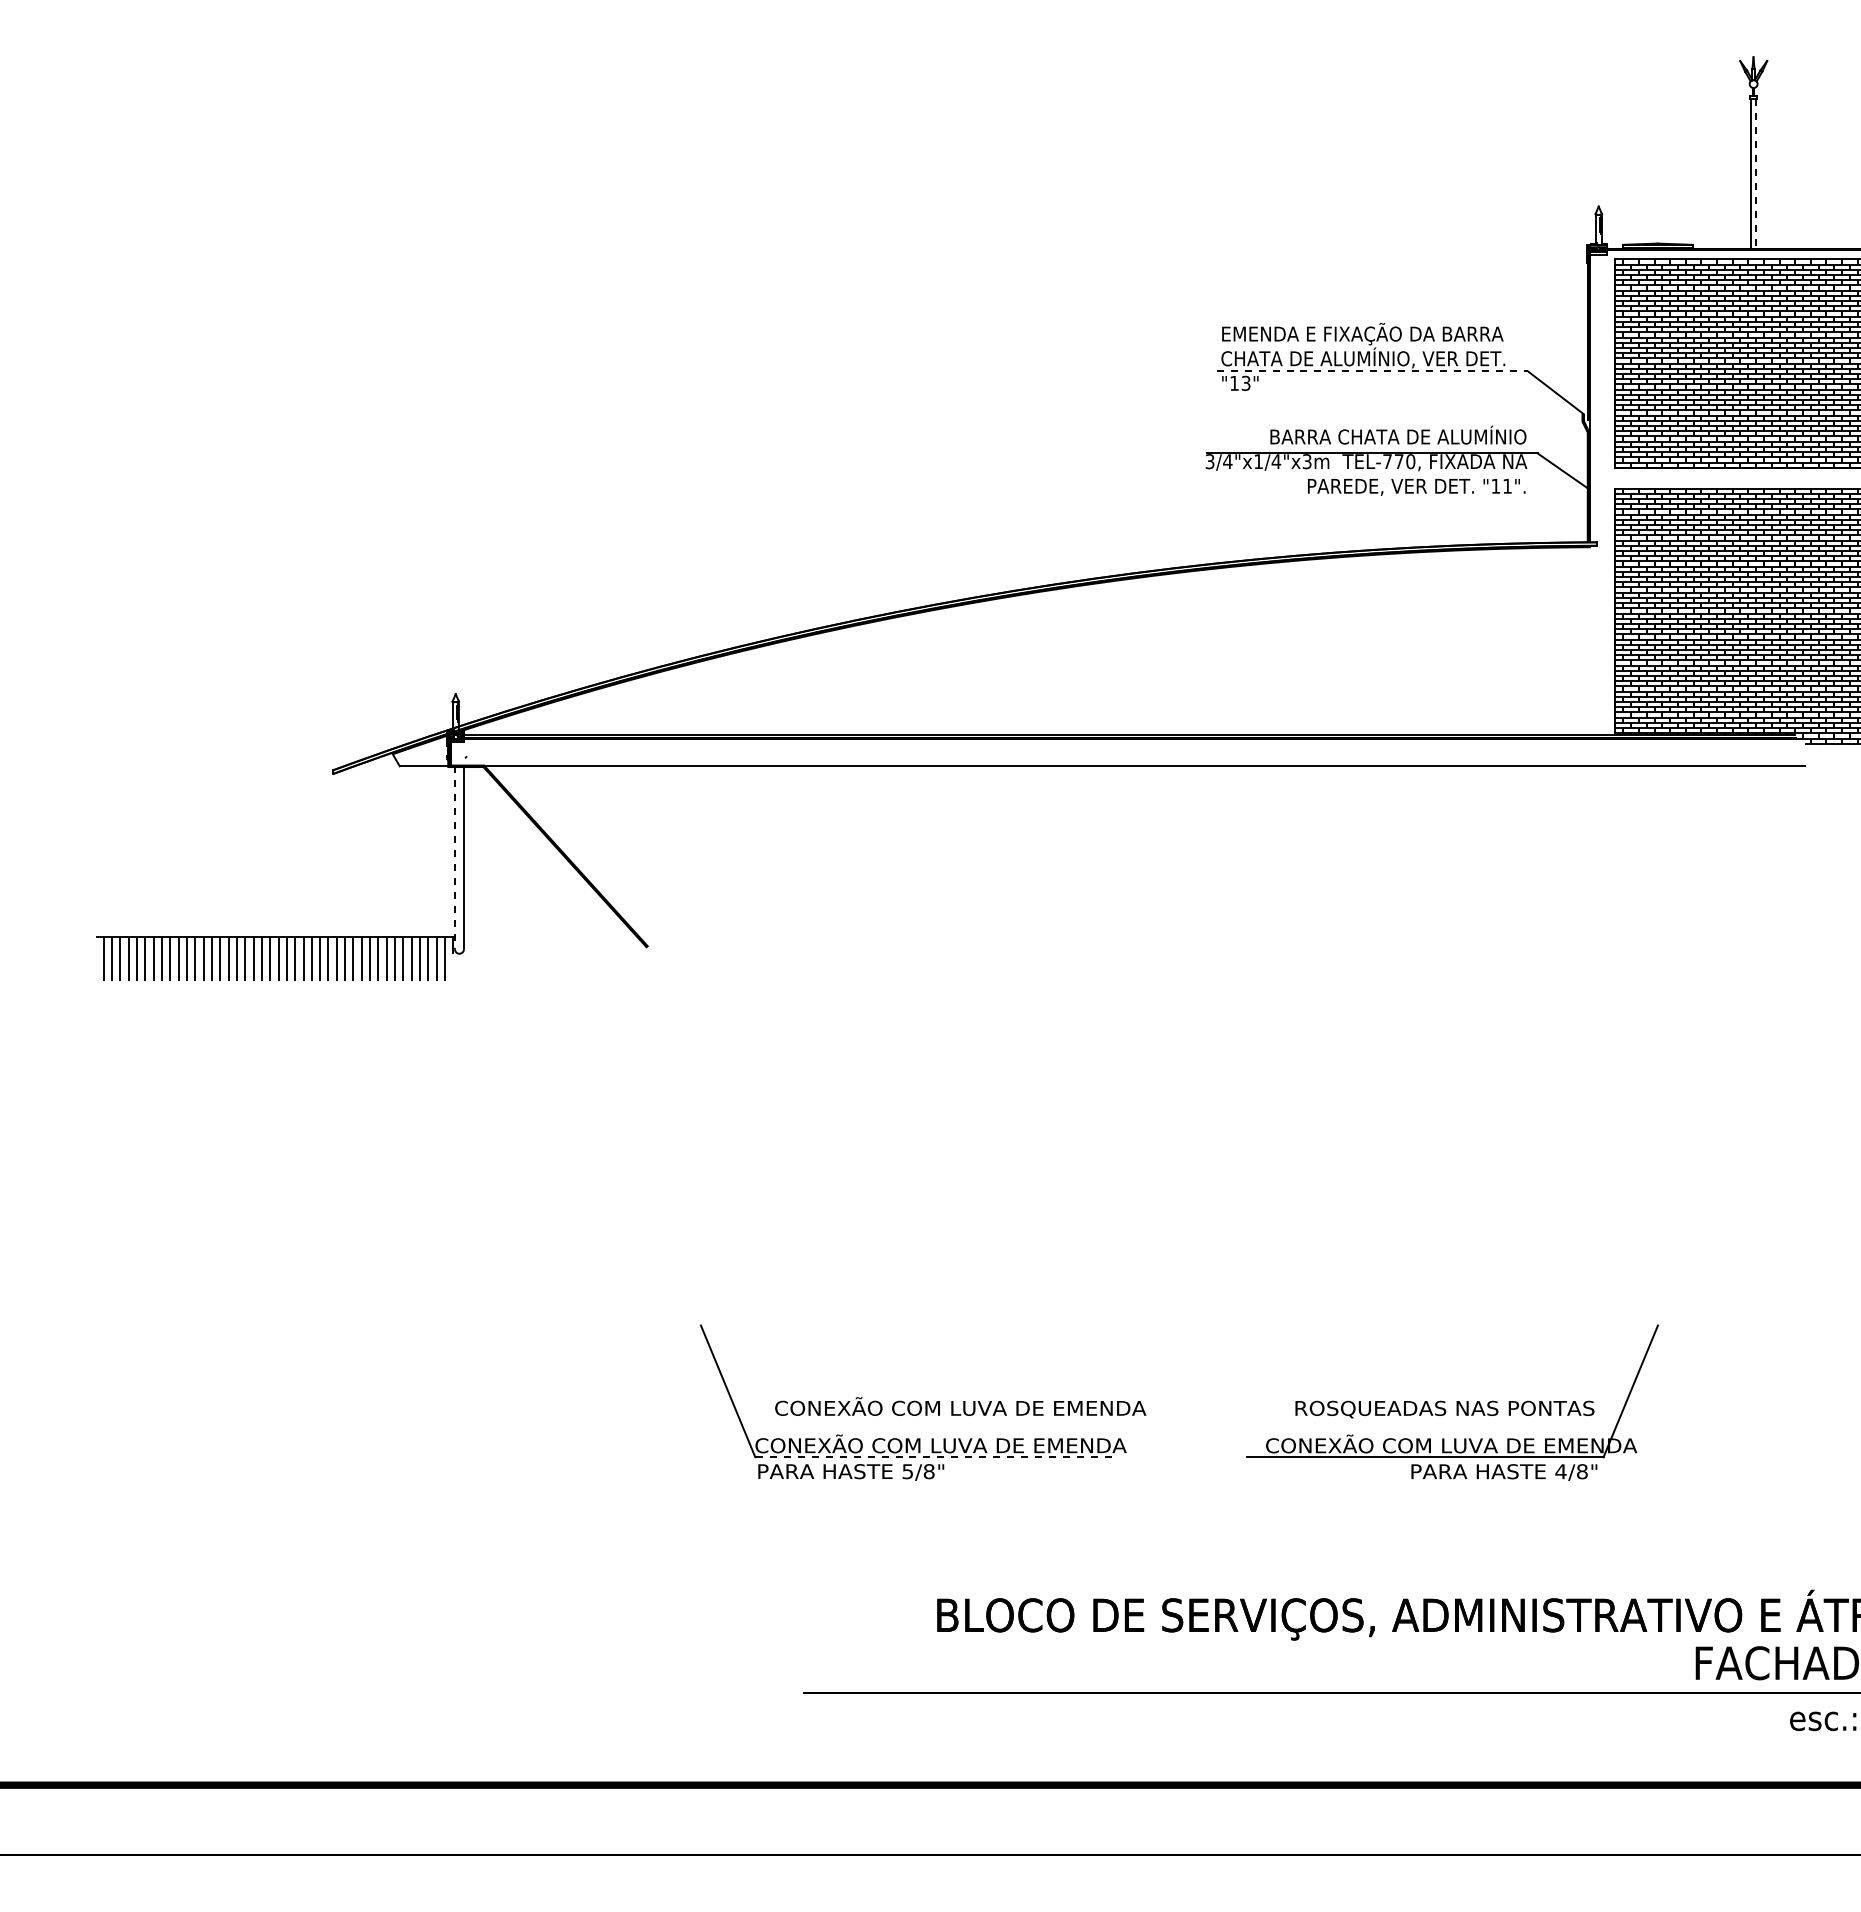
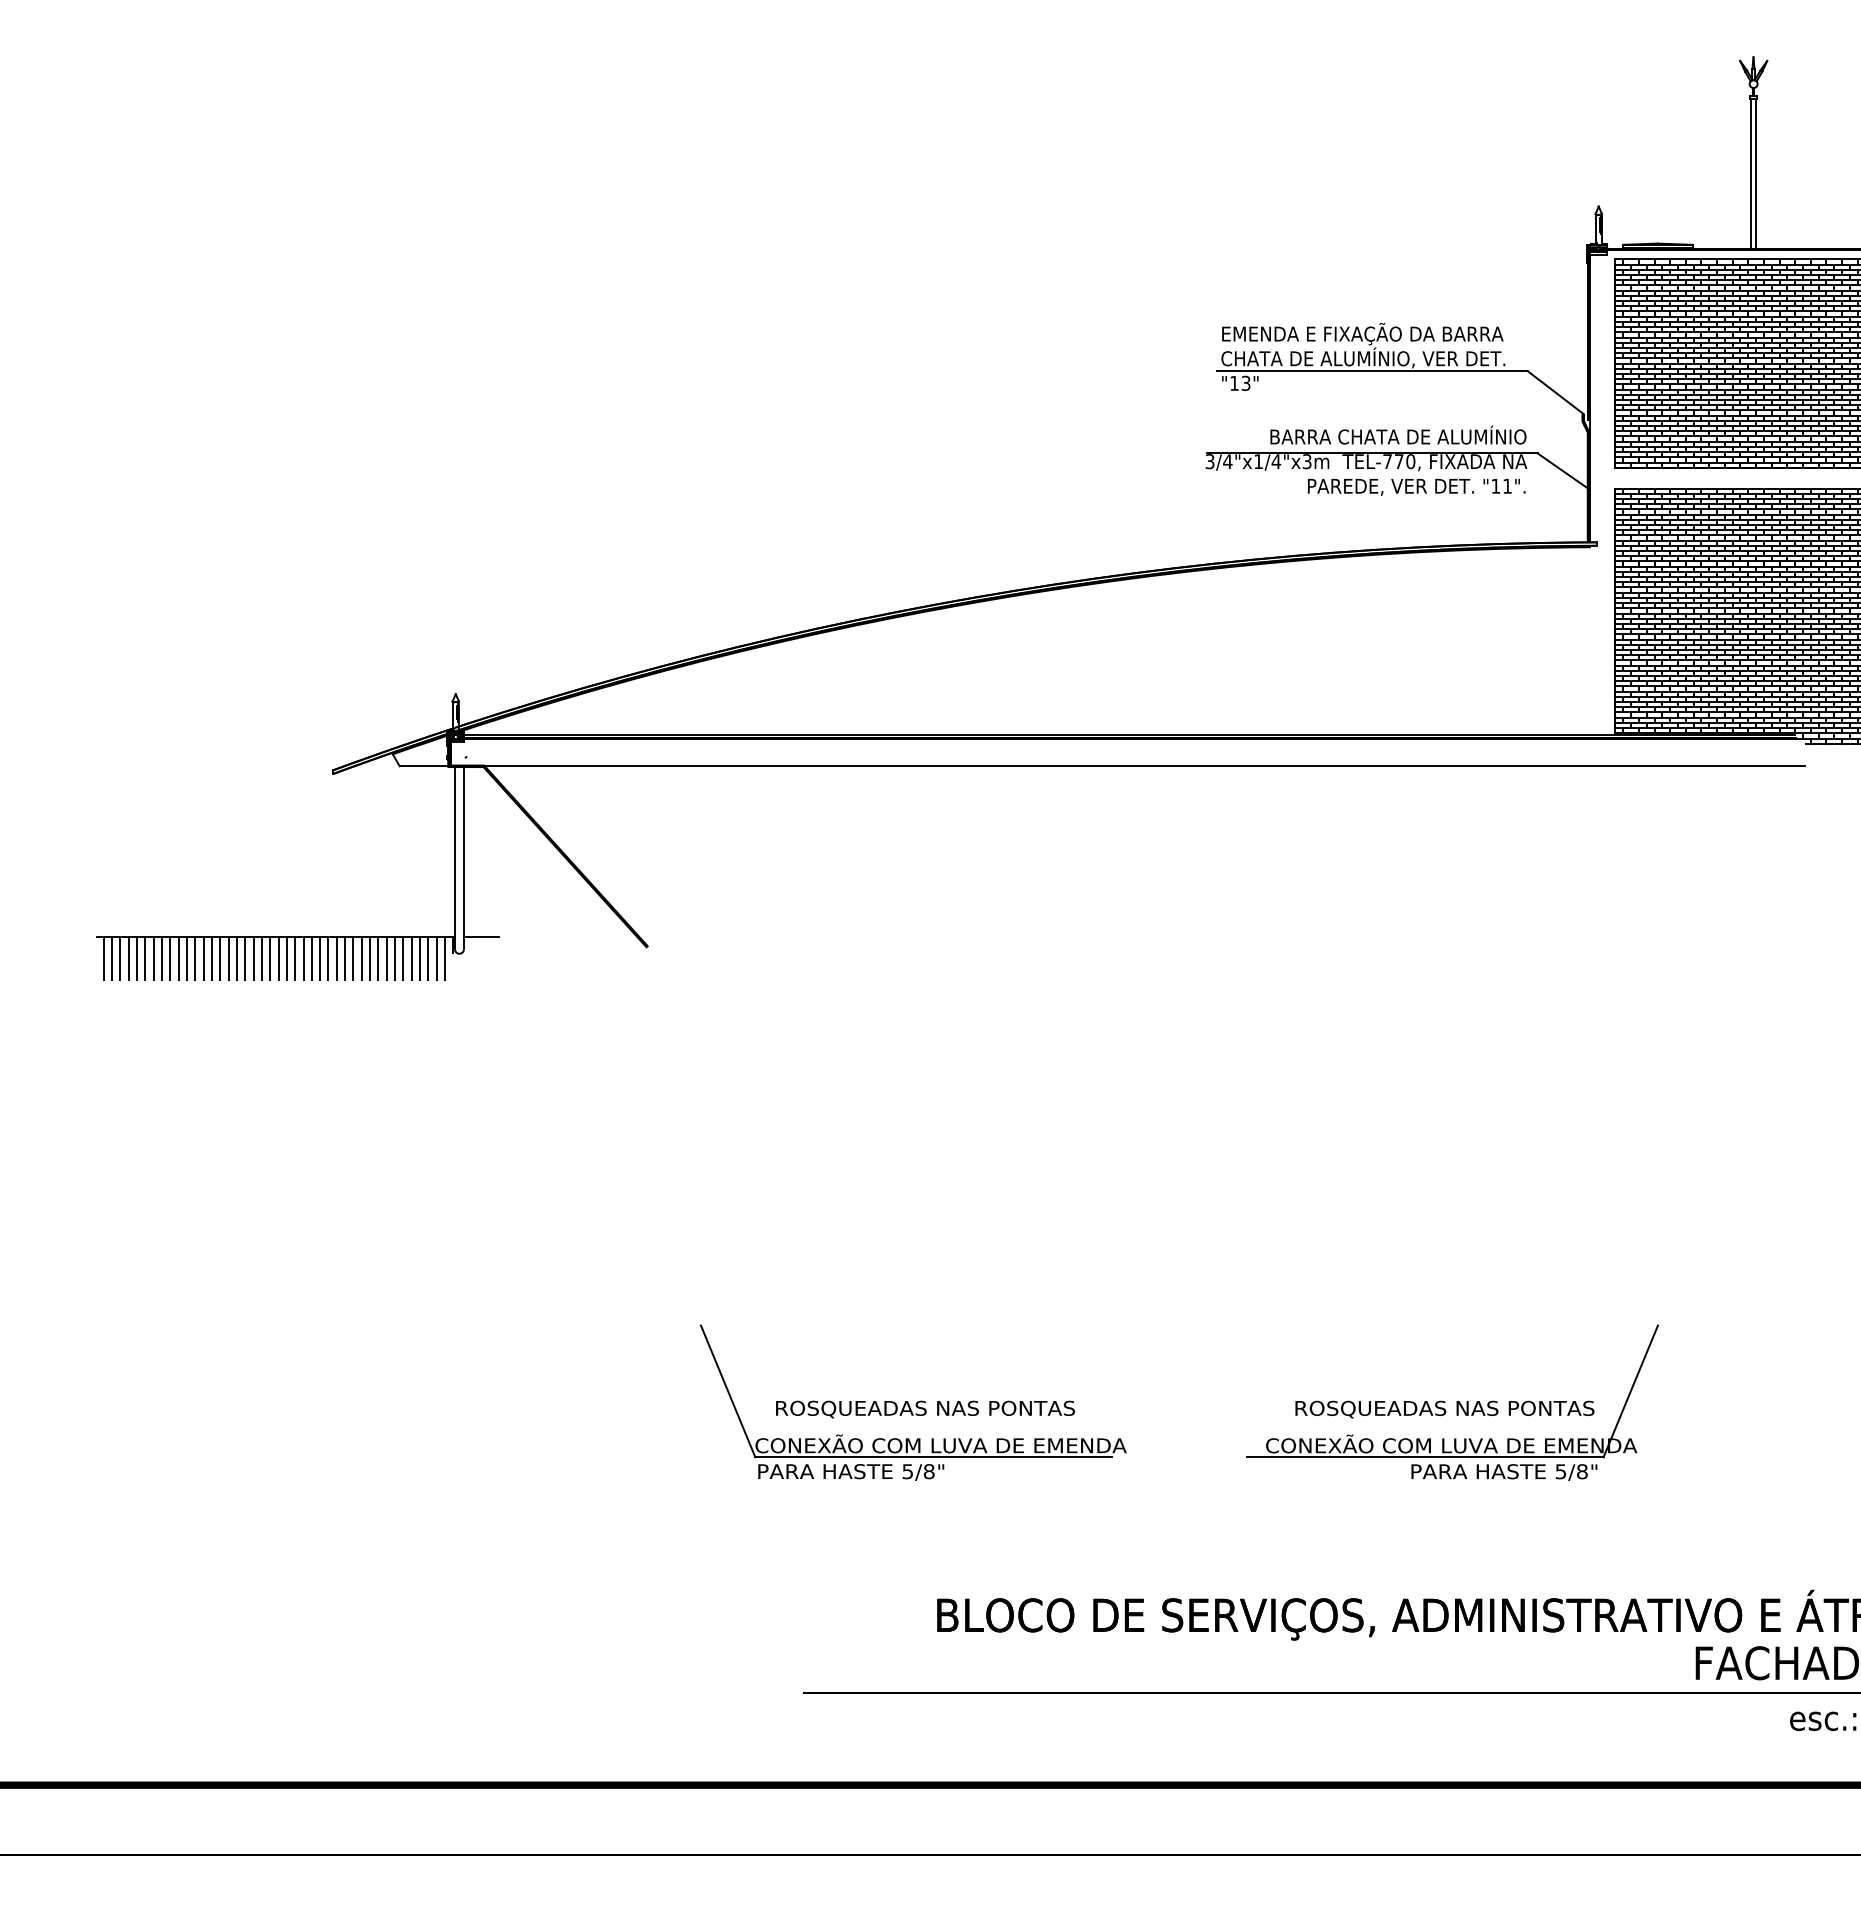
line: dashed -> solid (1755, 175)
line: dashed -> solid (1372, 371)
line: dashed -> solid (454, 857)
line: none -> present (481, 936)
text: CONEXÃO COM LUVA DE EMENDA -> ROSQUEADAS NAS PONTAS (960, 1407)
line: dashed -> solid (933, 1457)
text: 4/8" -> 5/8" (1560, 1471)
